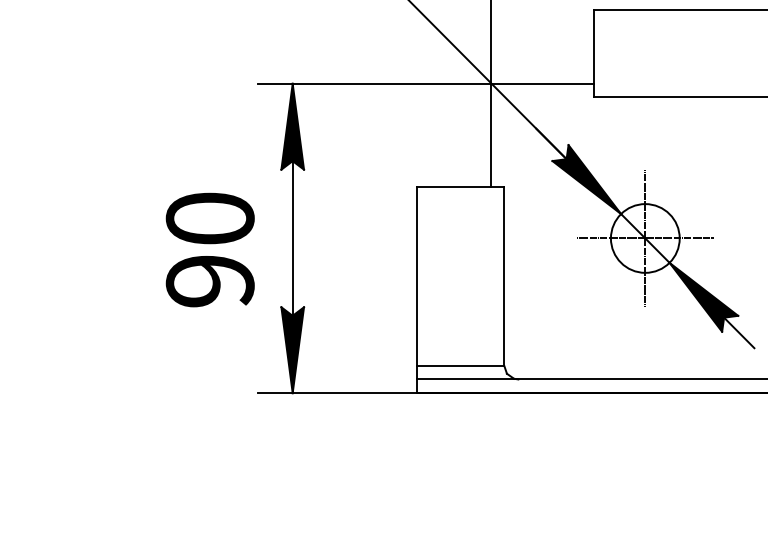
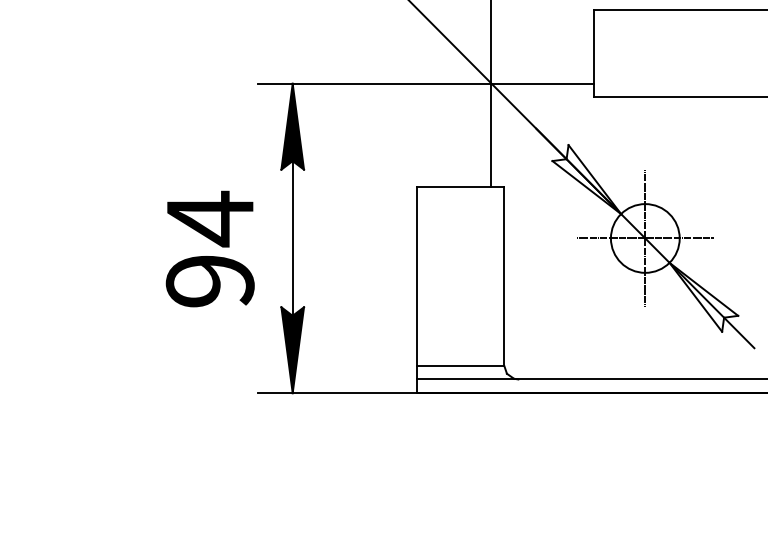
fill: present -> none (586, 179)
text: 90 -> 94 (209, 218)
fill: present -> none (703, 296)
